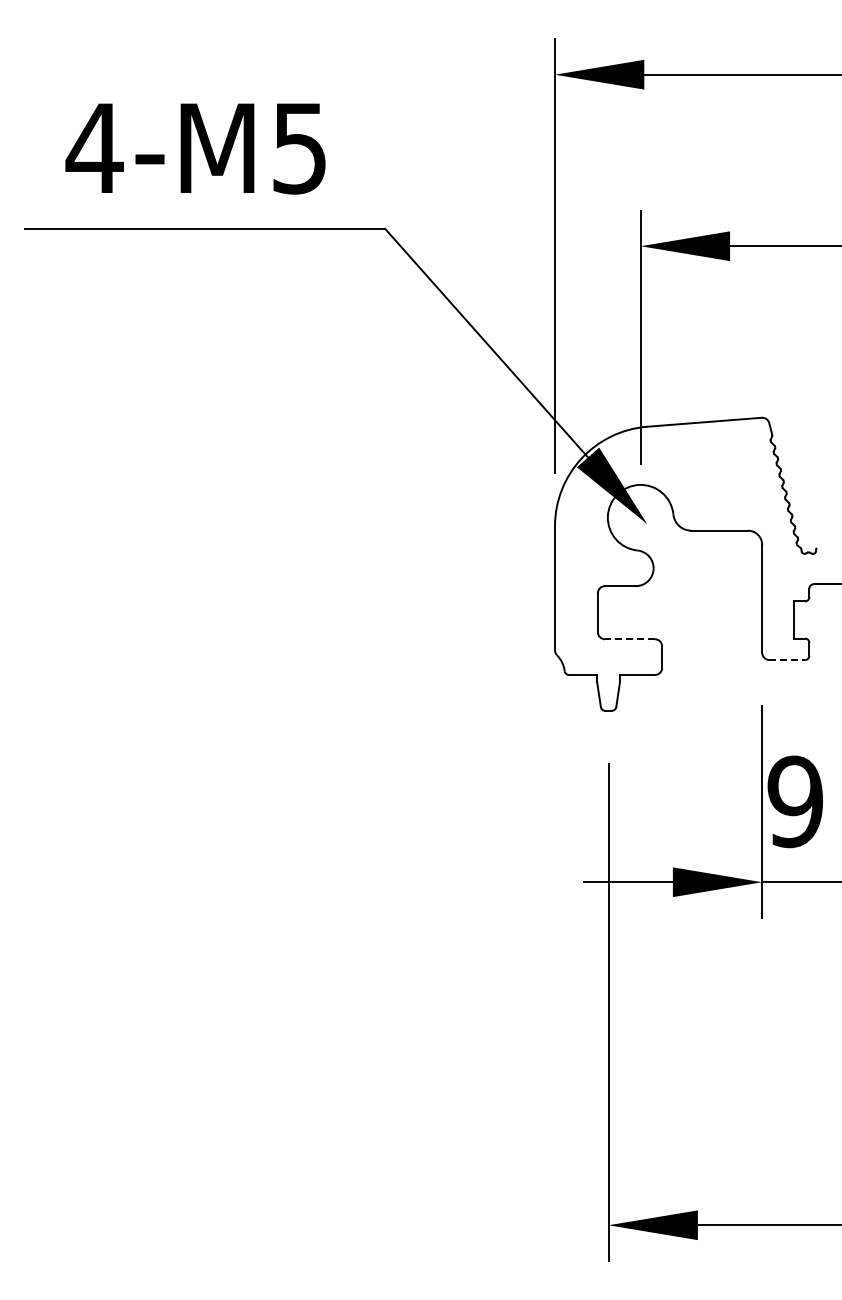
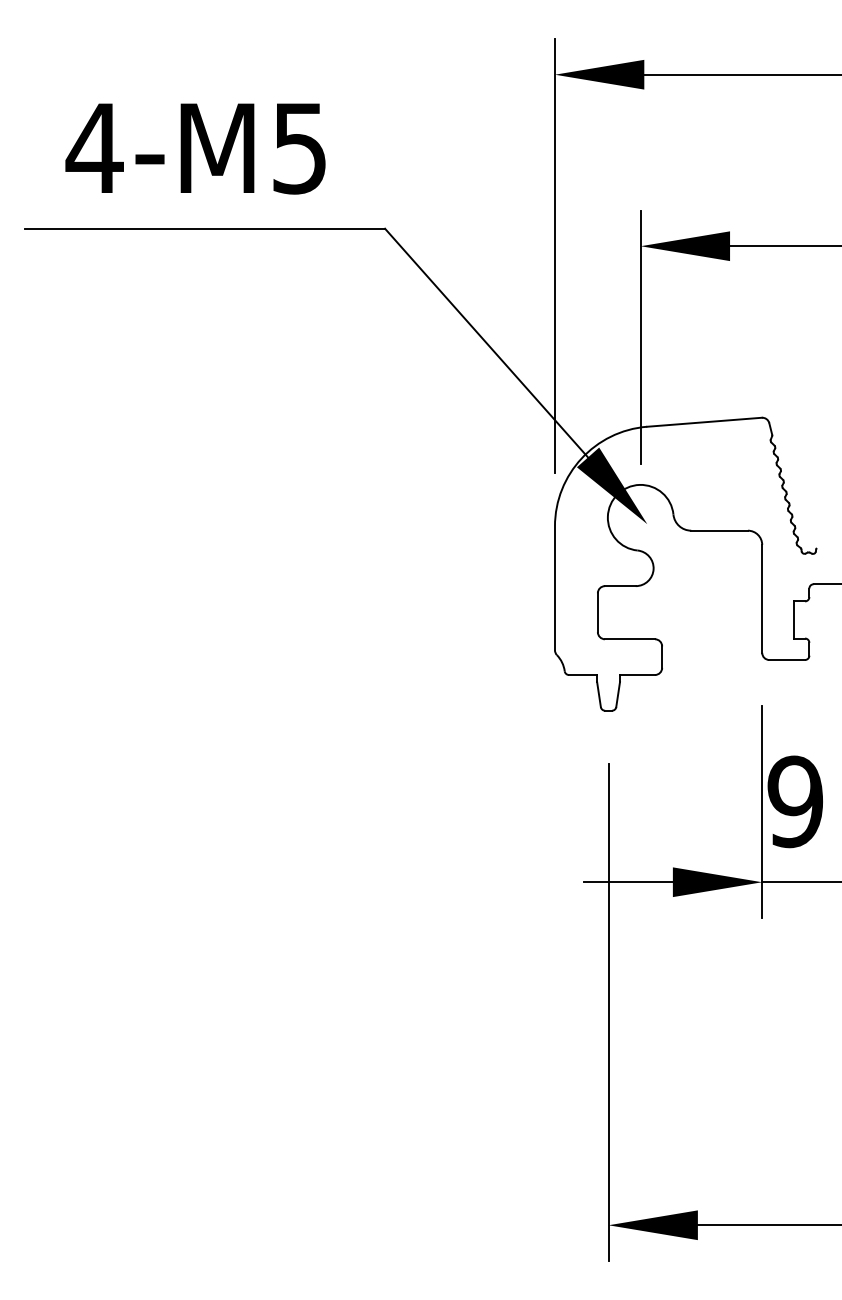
line: dashed -> solid (629, 639)
line: dashed -> solid (787, 660)
